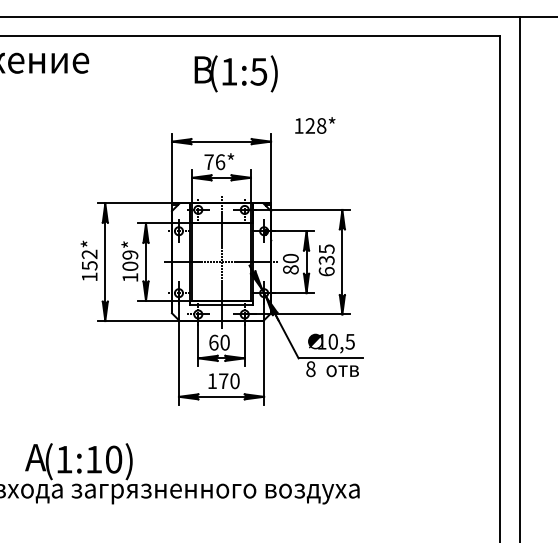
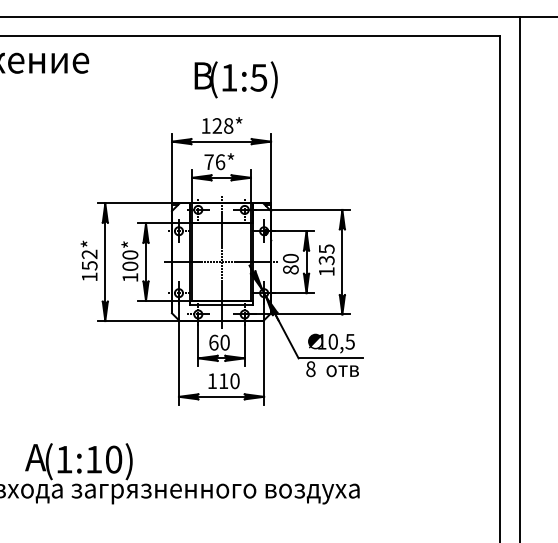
text position: (235, 73) -> (235, 79) (235, 79)
text position: (315, 125) -> (222, 125) (222, 125)
text: 109* -> 100* (130, 254)
text: 635 -> 135 (326, 271)
text: 170 -> 110 (223, 380)
